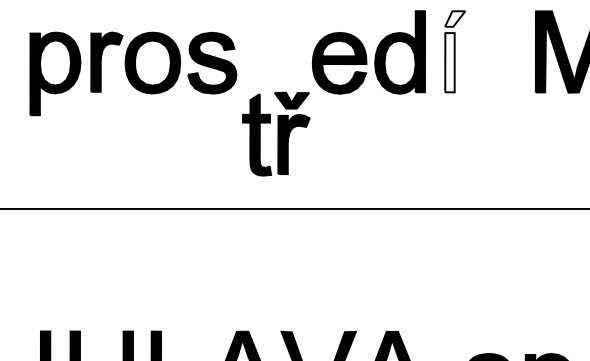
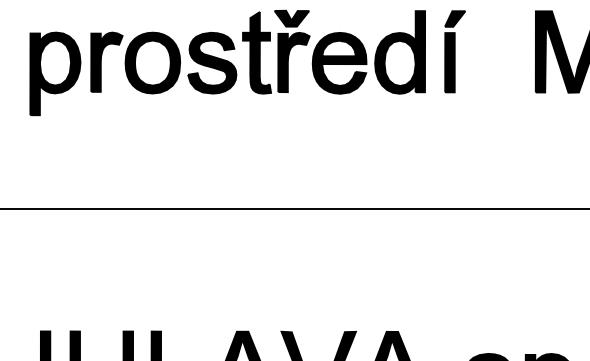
fill: none -> present (455, 18)
fill: none -> present (449, 62)
part position: (276, 133) -> (276, 51) (276, 51)
